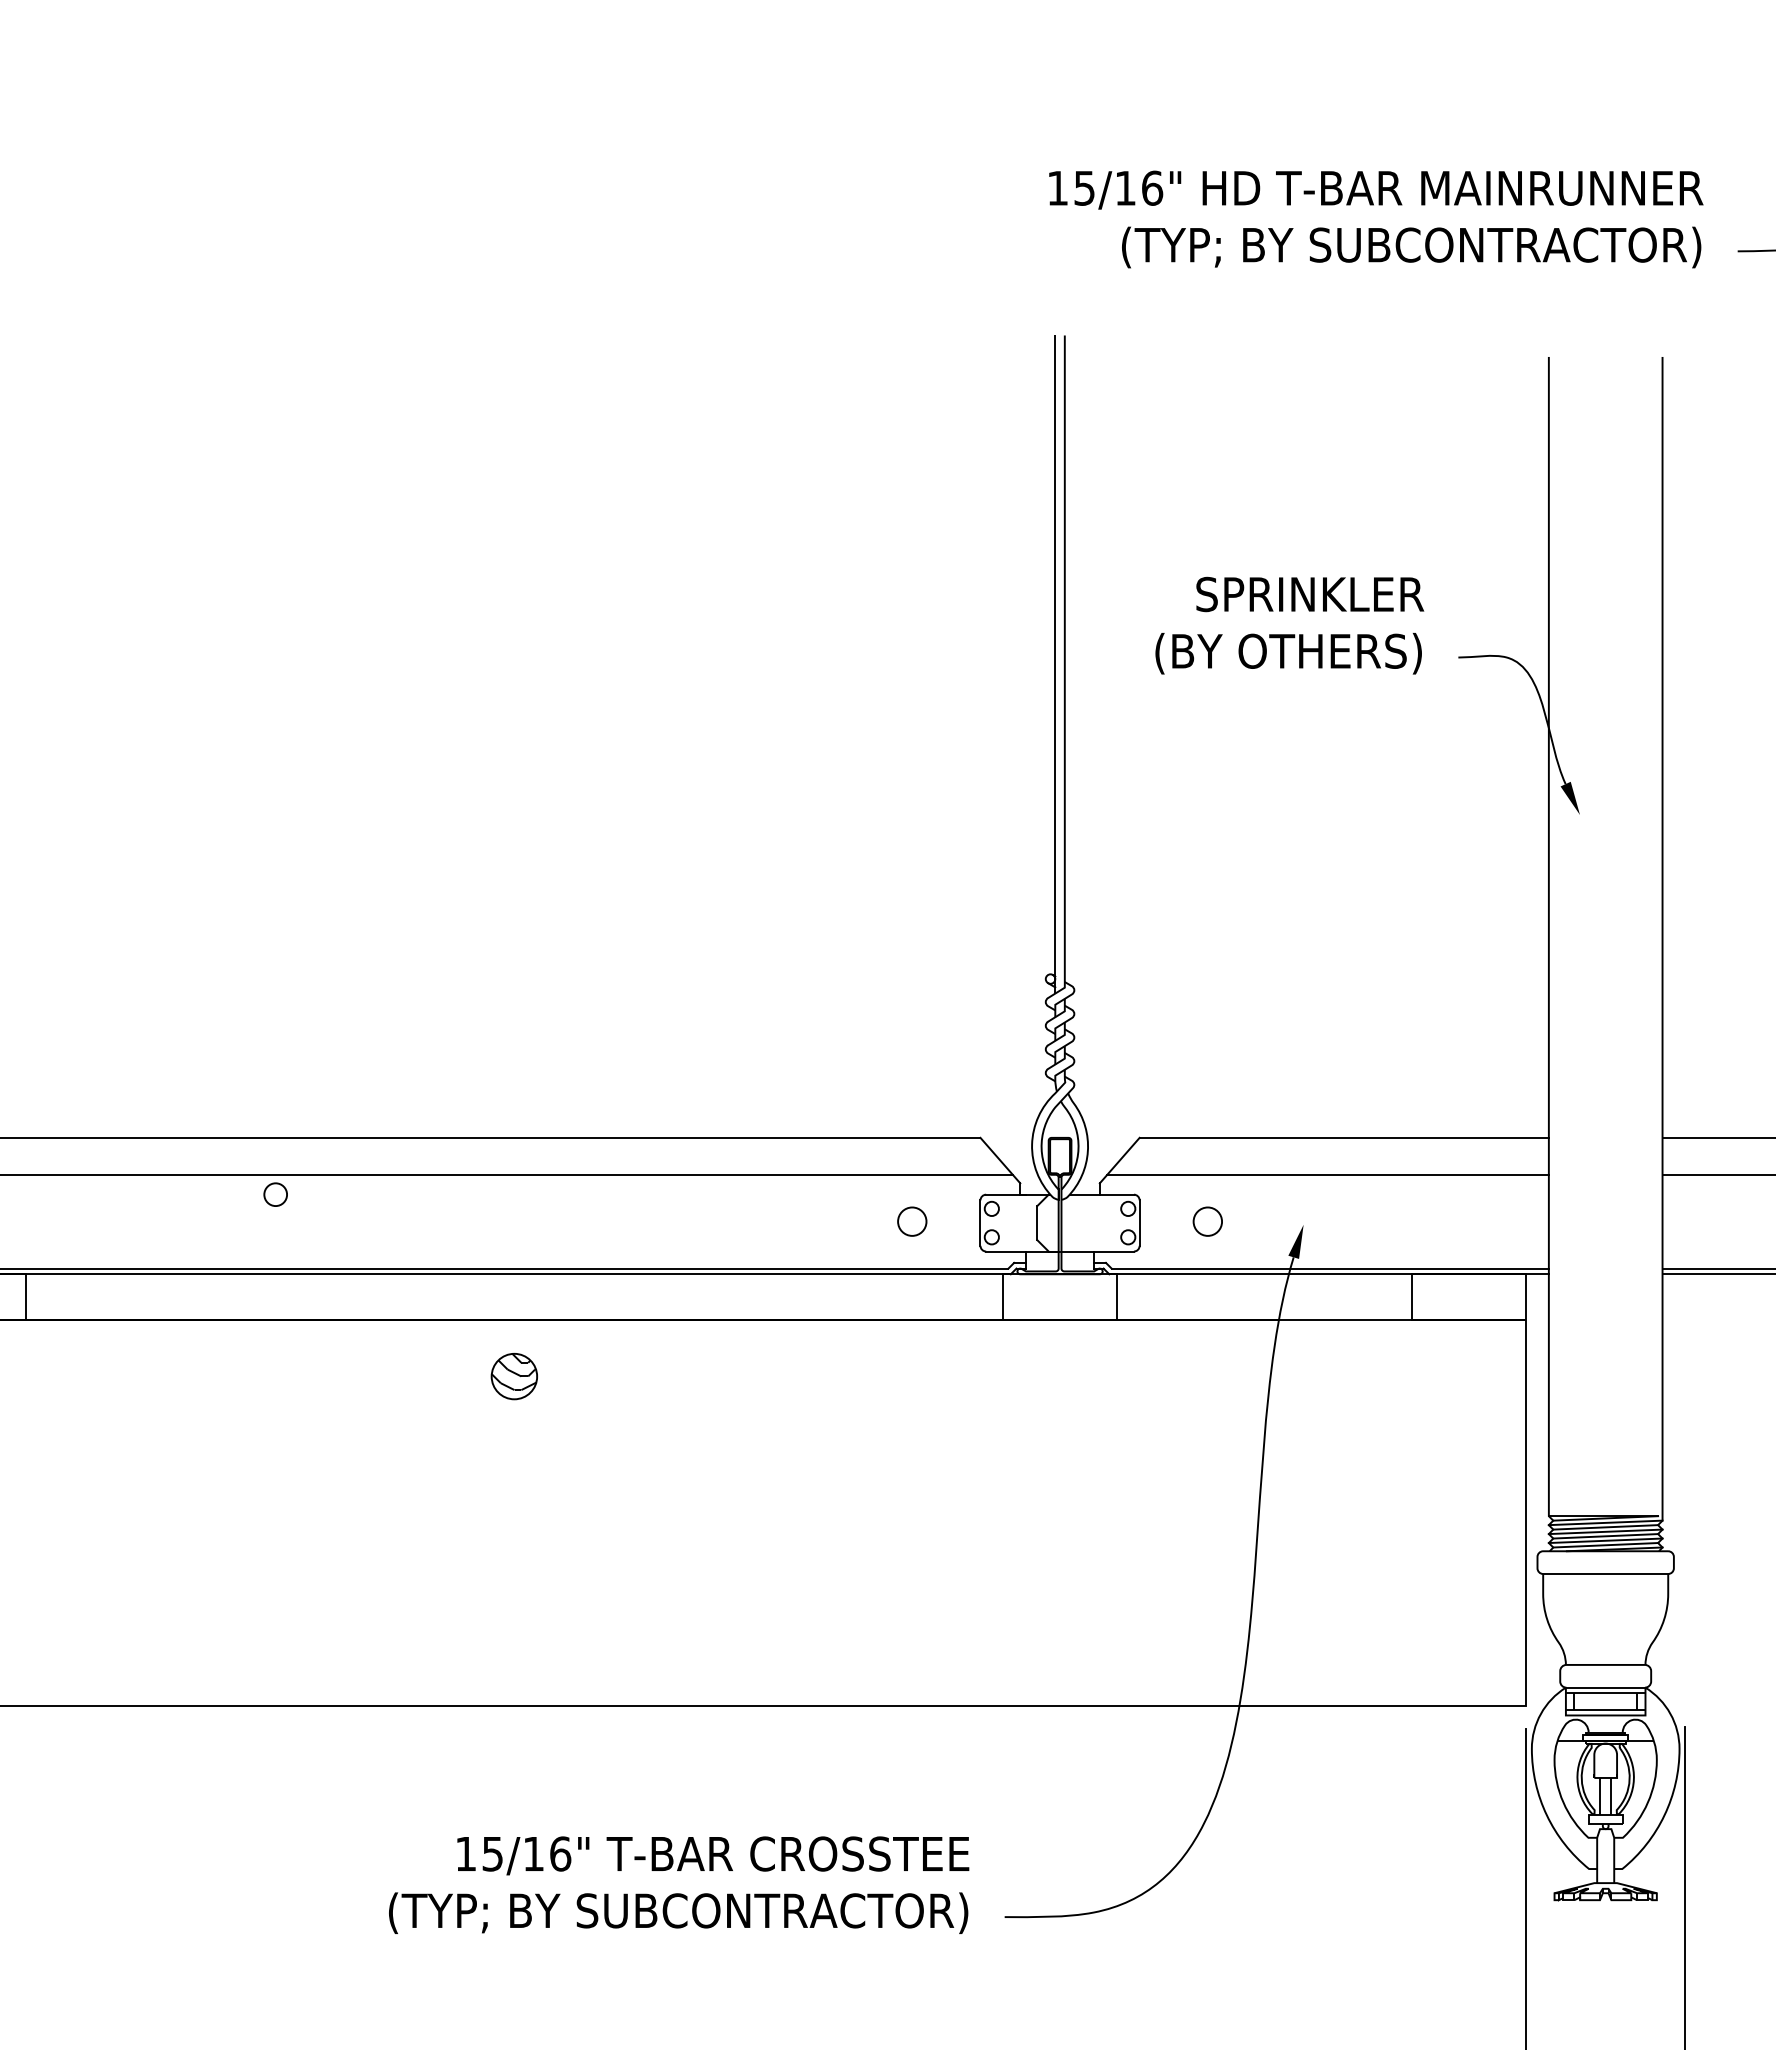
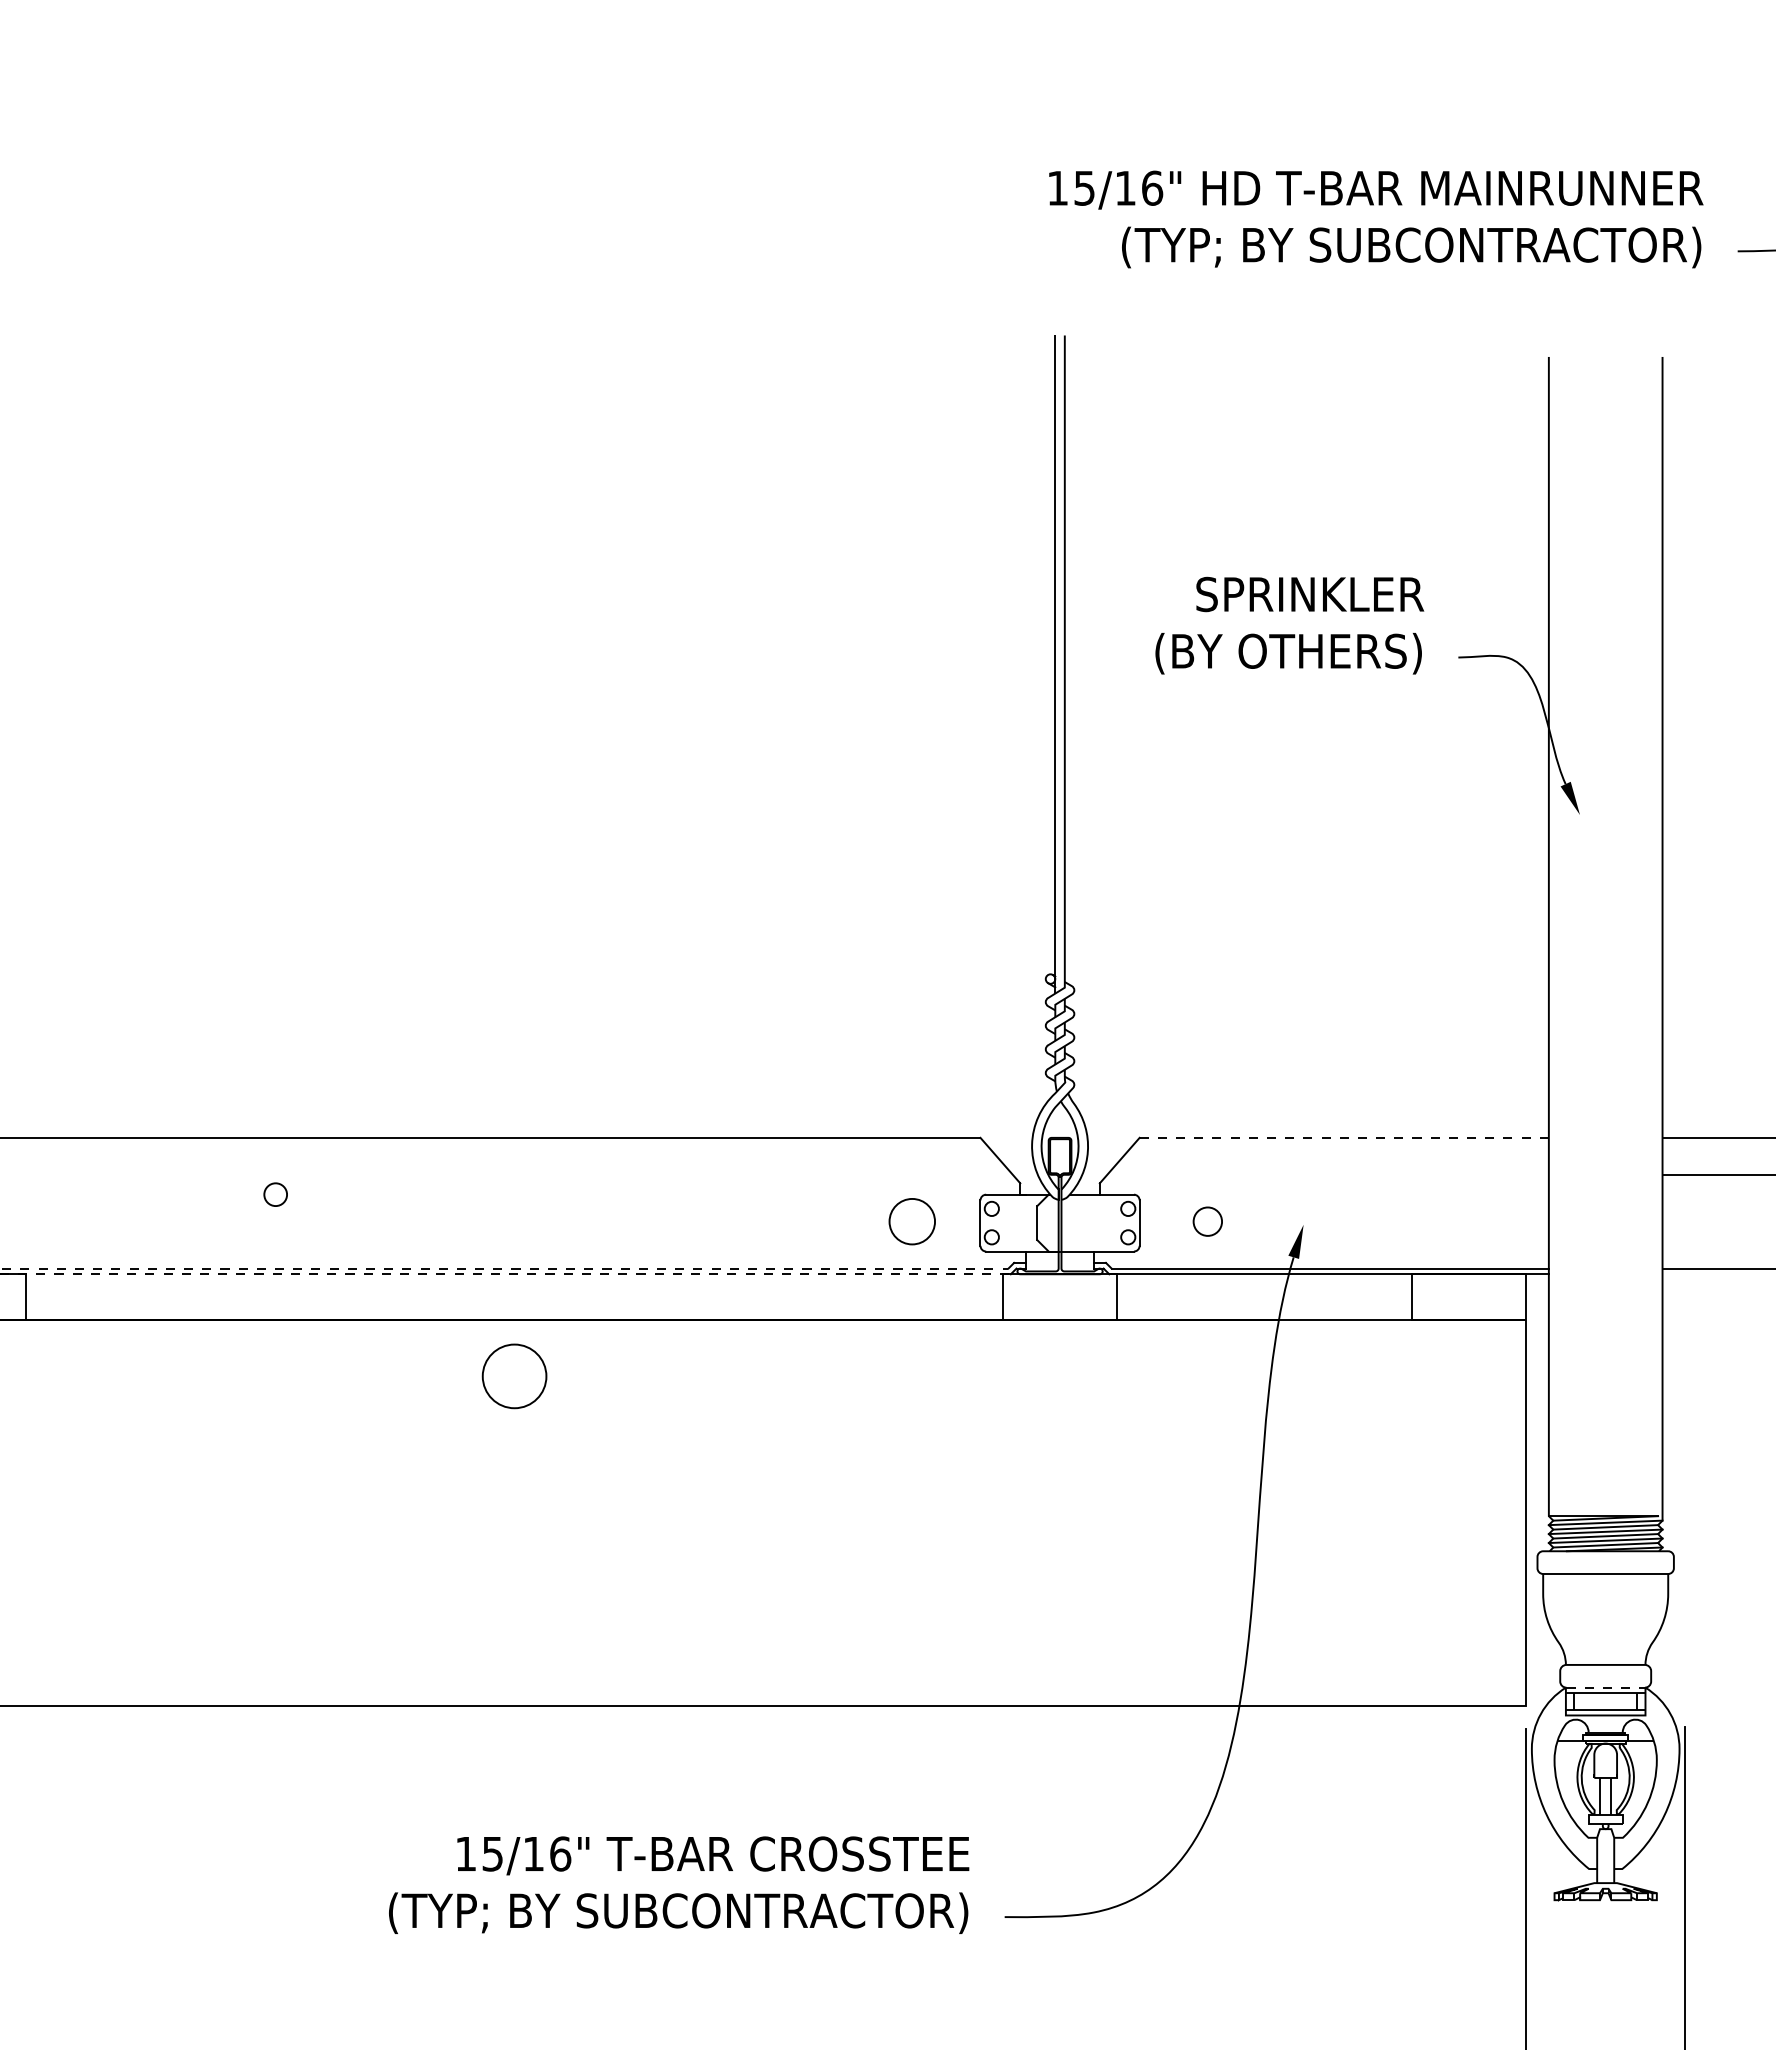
line: solid -> dashed (1344, 1137)
line: present -> none (507, 1174)
line: present -> none (1327, 1174)
circle diameter: 28 px -> 45 px (912, 1221)
line: solid -> dashed (504, 1268)
line: solid -> dashed (506, 1274)
line: present -> none (1717, 1274)
part size: 48x48 px -> 67x67 px (514, 1376)
line: solid -> dashed (1606, 1687)
